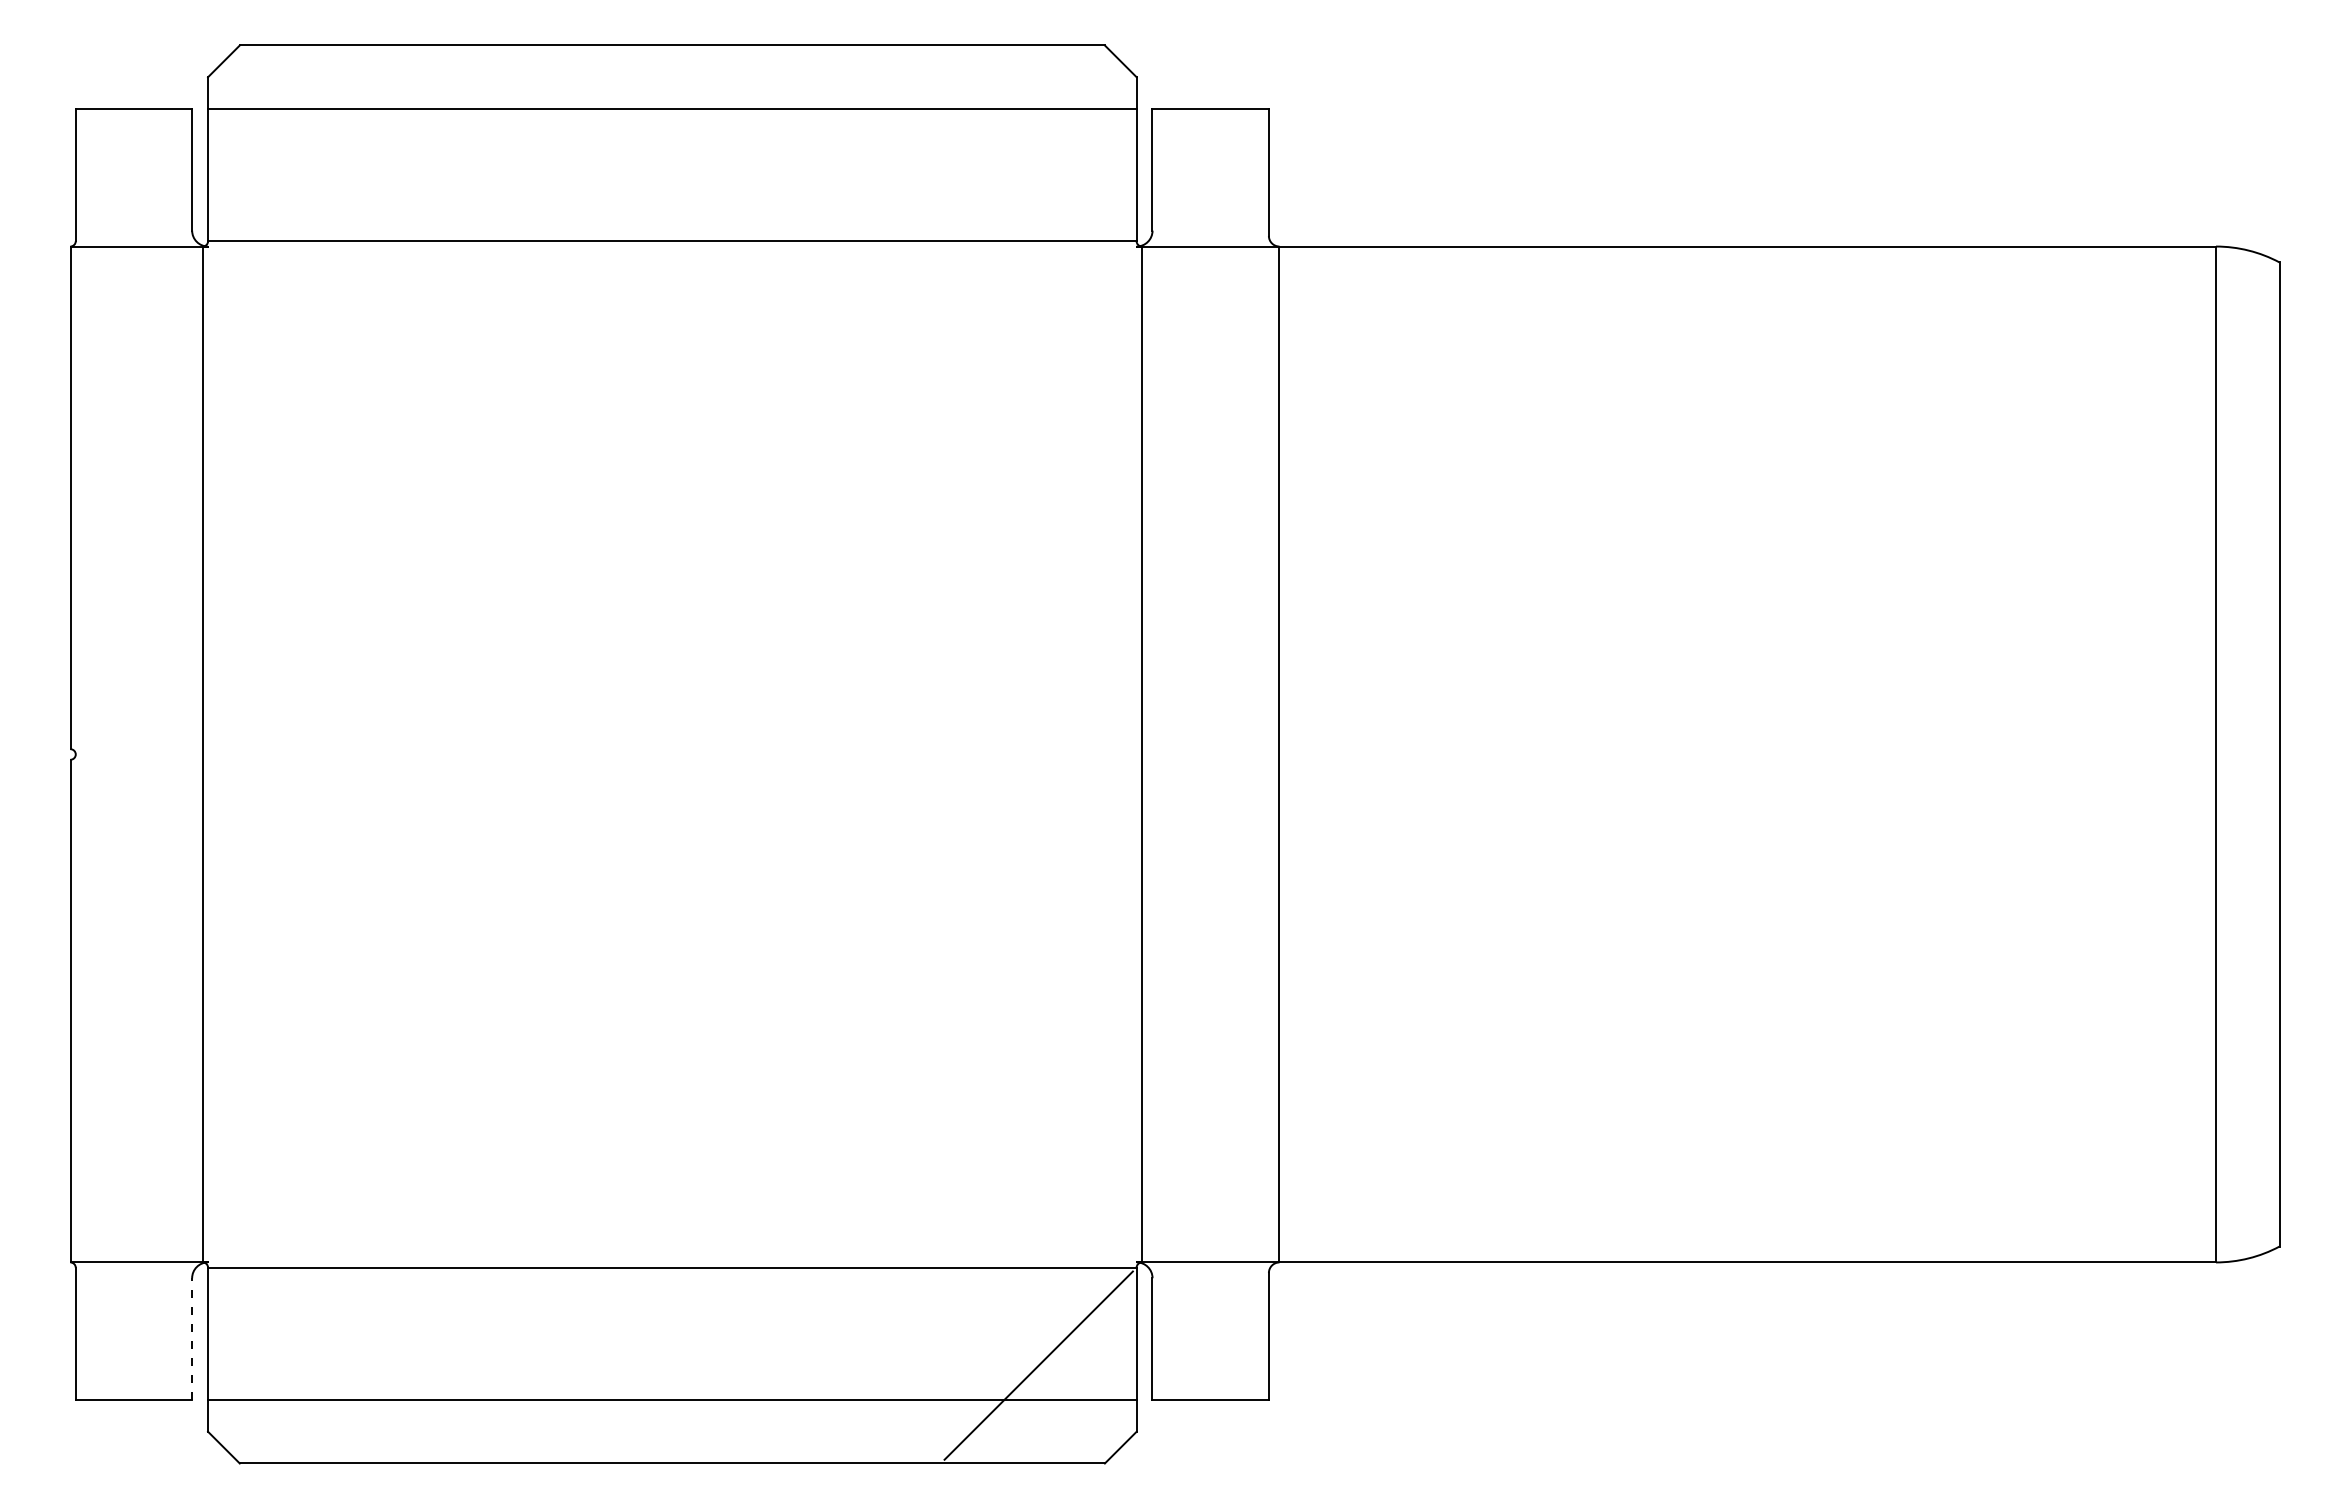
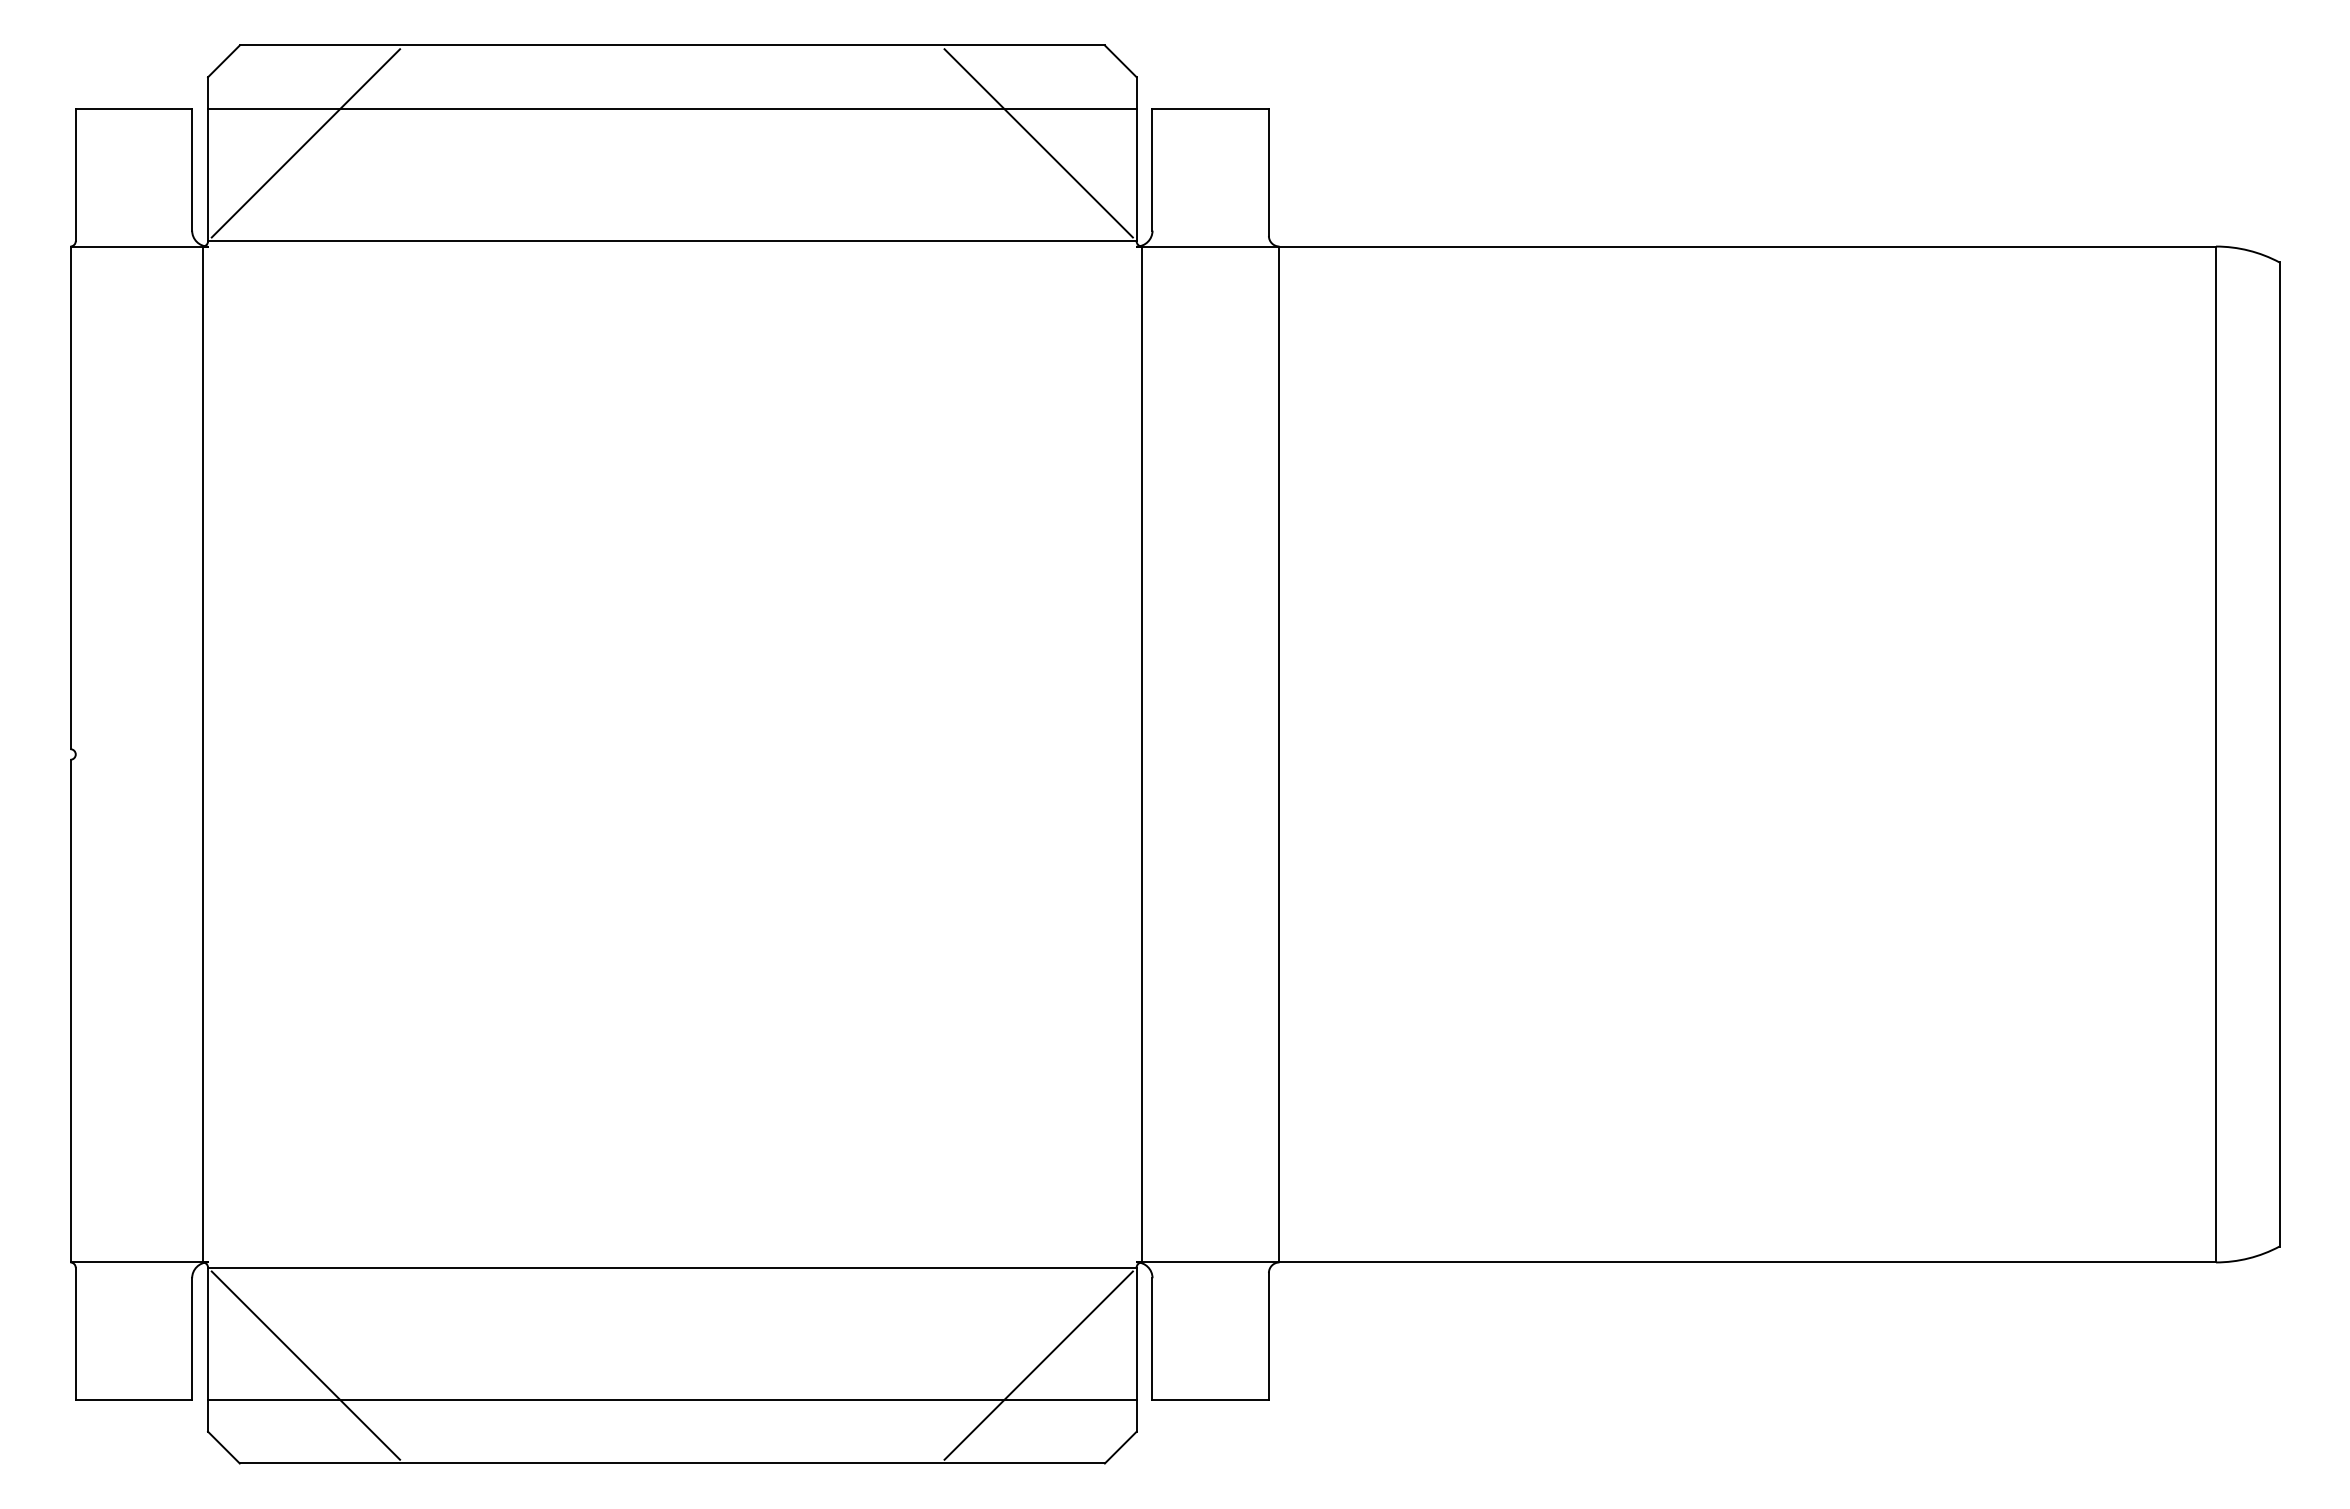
line: none -> present (305, 143)
line: none -> present (1038, 143)
line: dashed -> solid (192, 1339)
line: none -> present (305, 1365)
